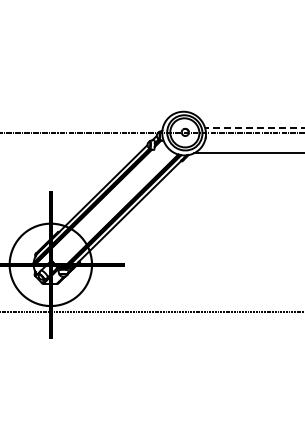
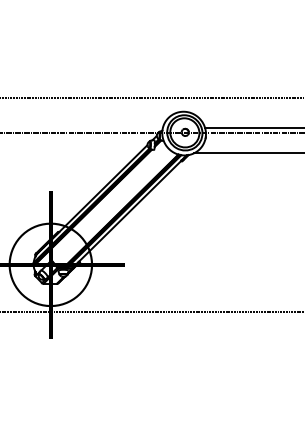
line: none -> present (151, 98)
line: dashed -> solid (254, 128)
